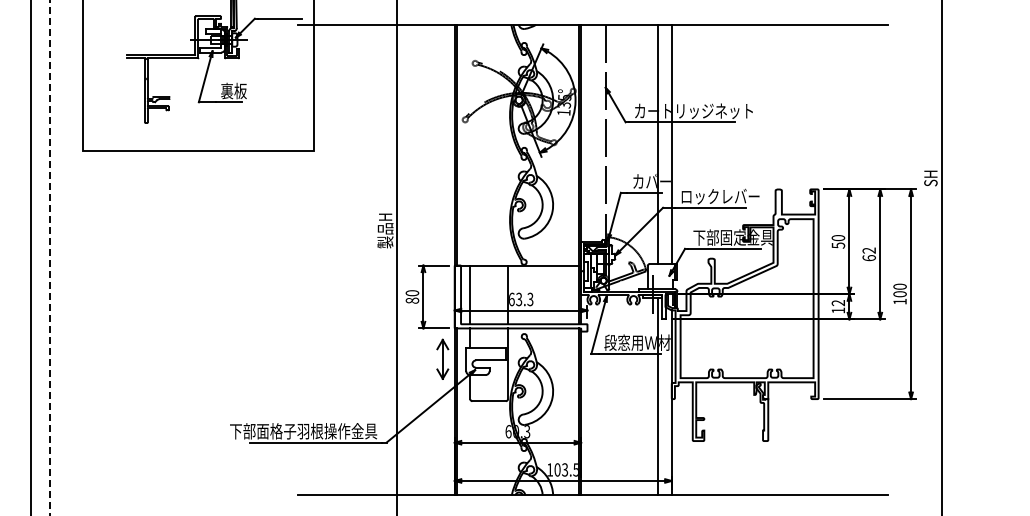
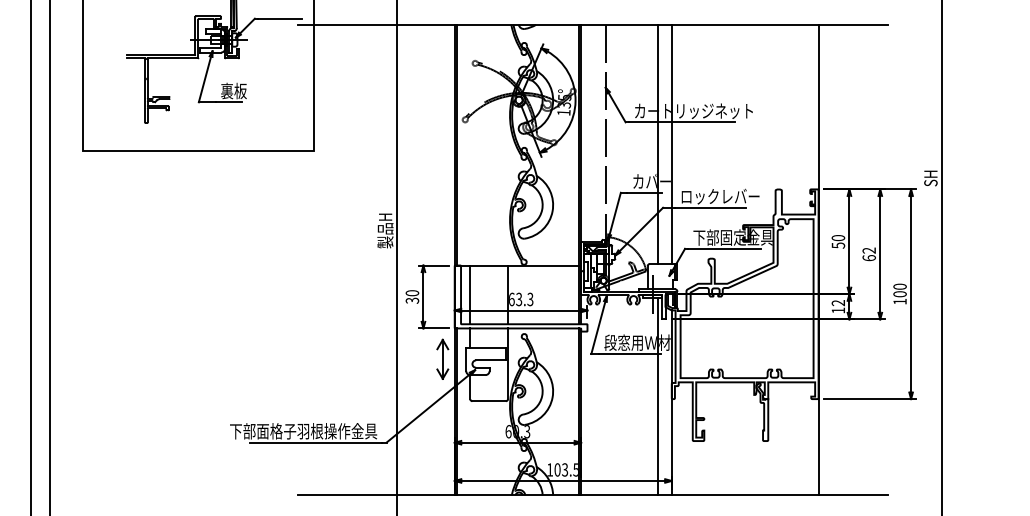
line: dashed -> solid (50, 258)
line: none -> present (818, 259)
text: 80 -> 30 (411, 300)
